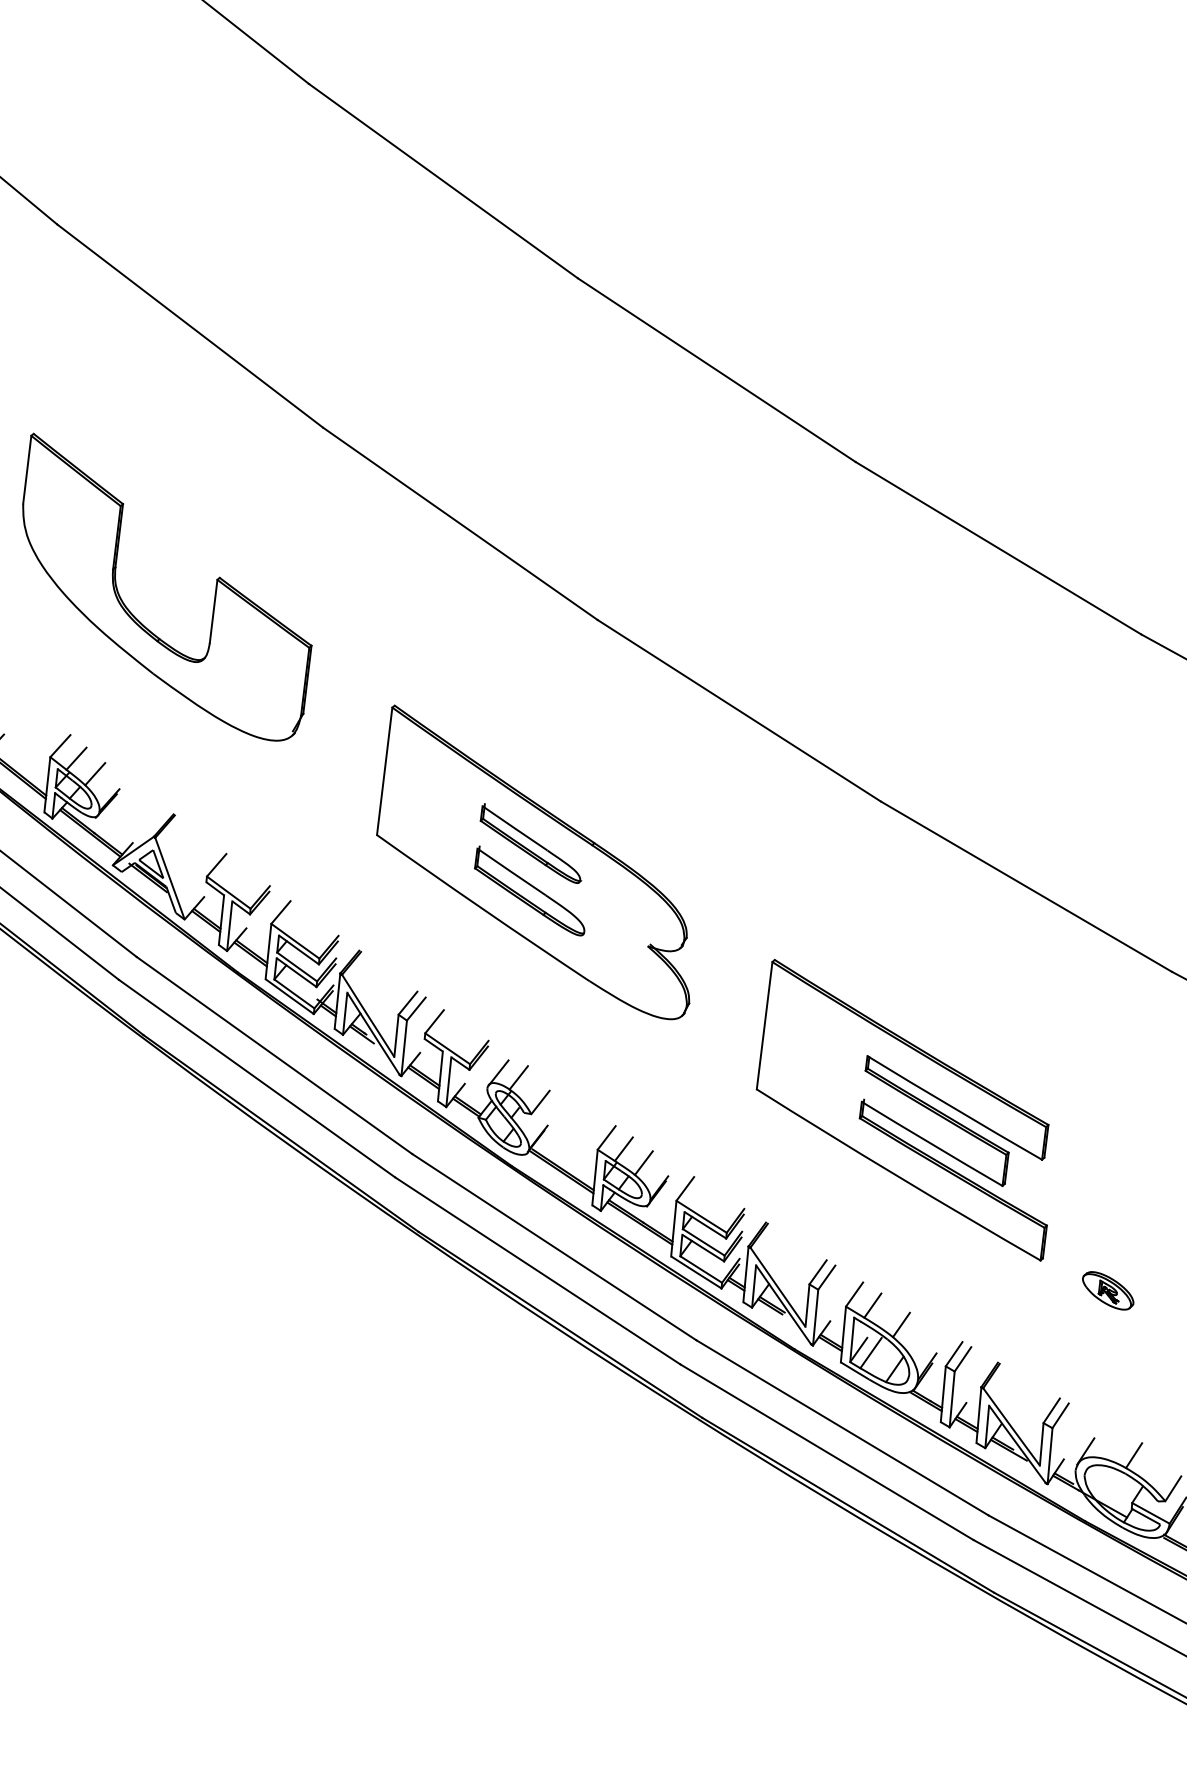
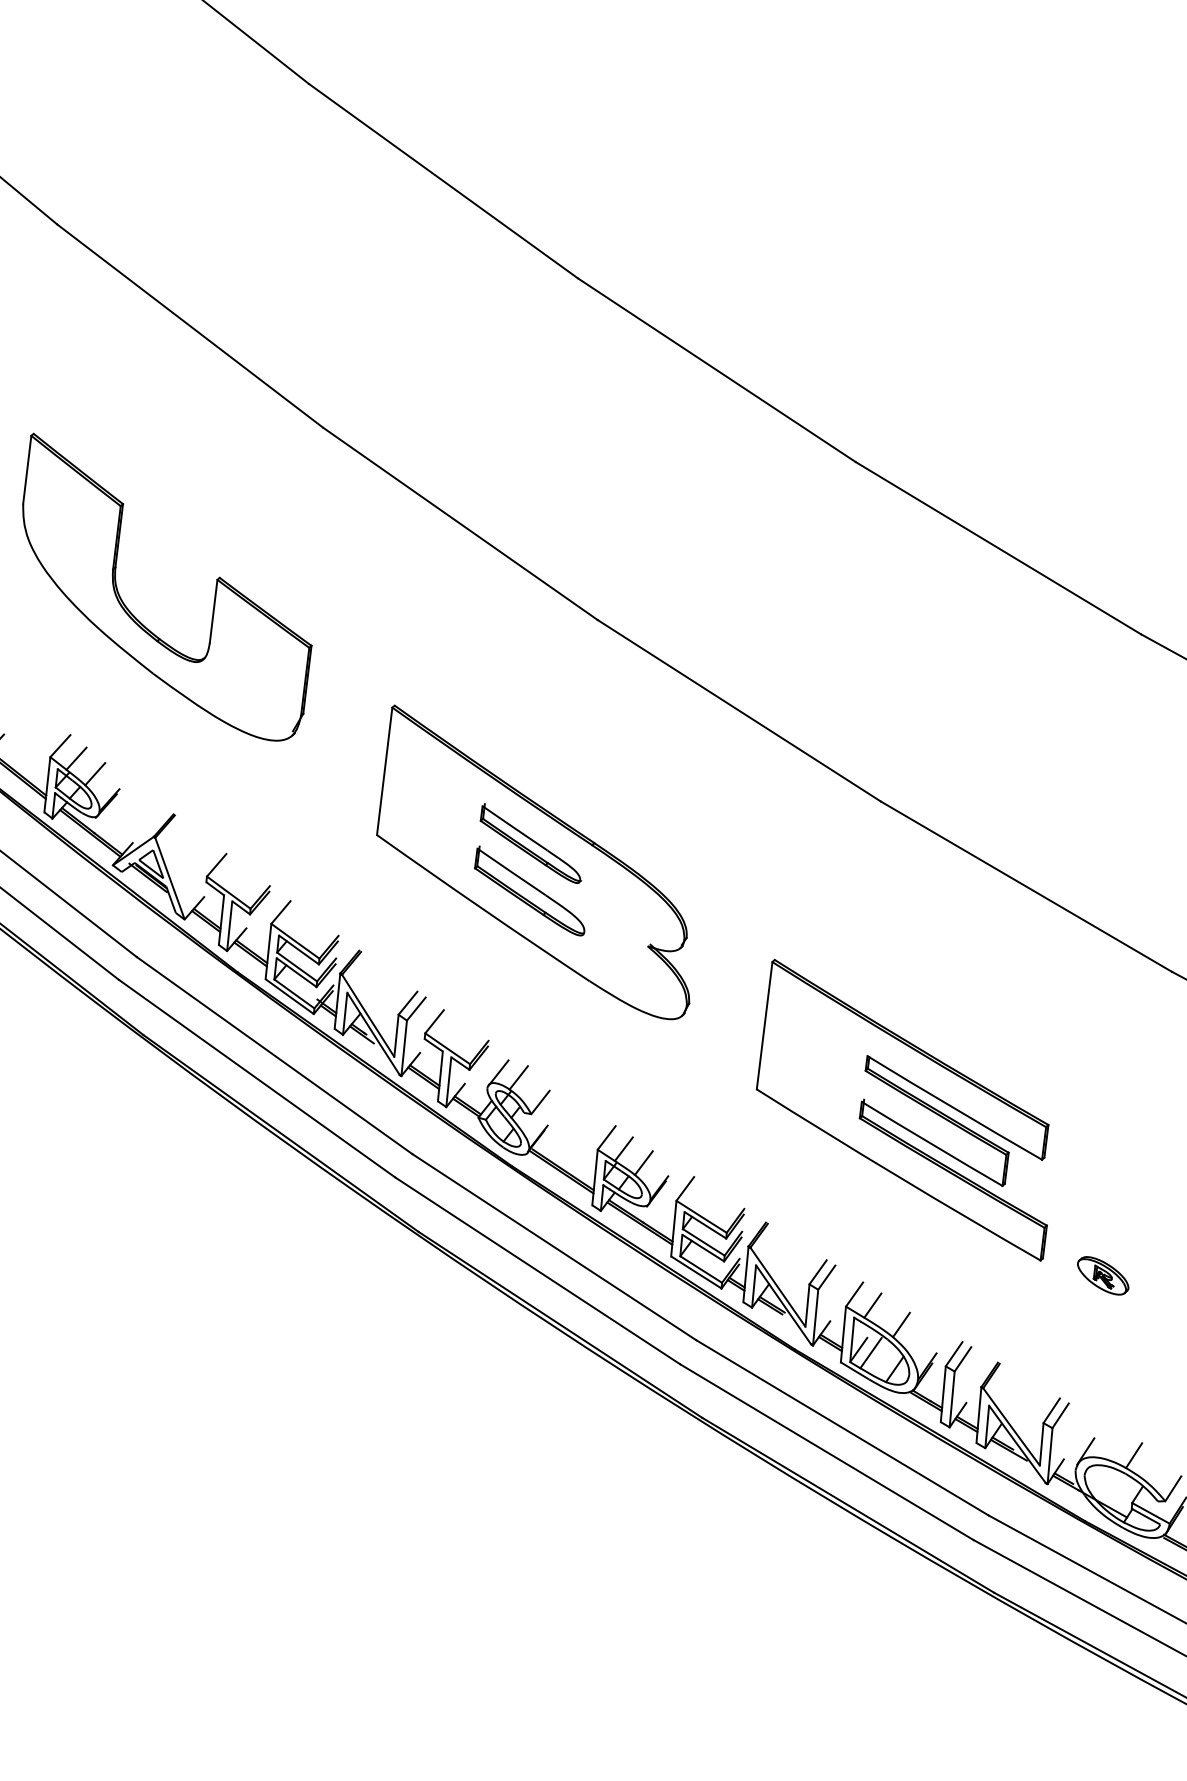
part position: (1108, 1290) -> (1103, 1275) (1103, 1275)
